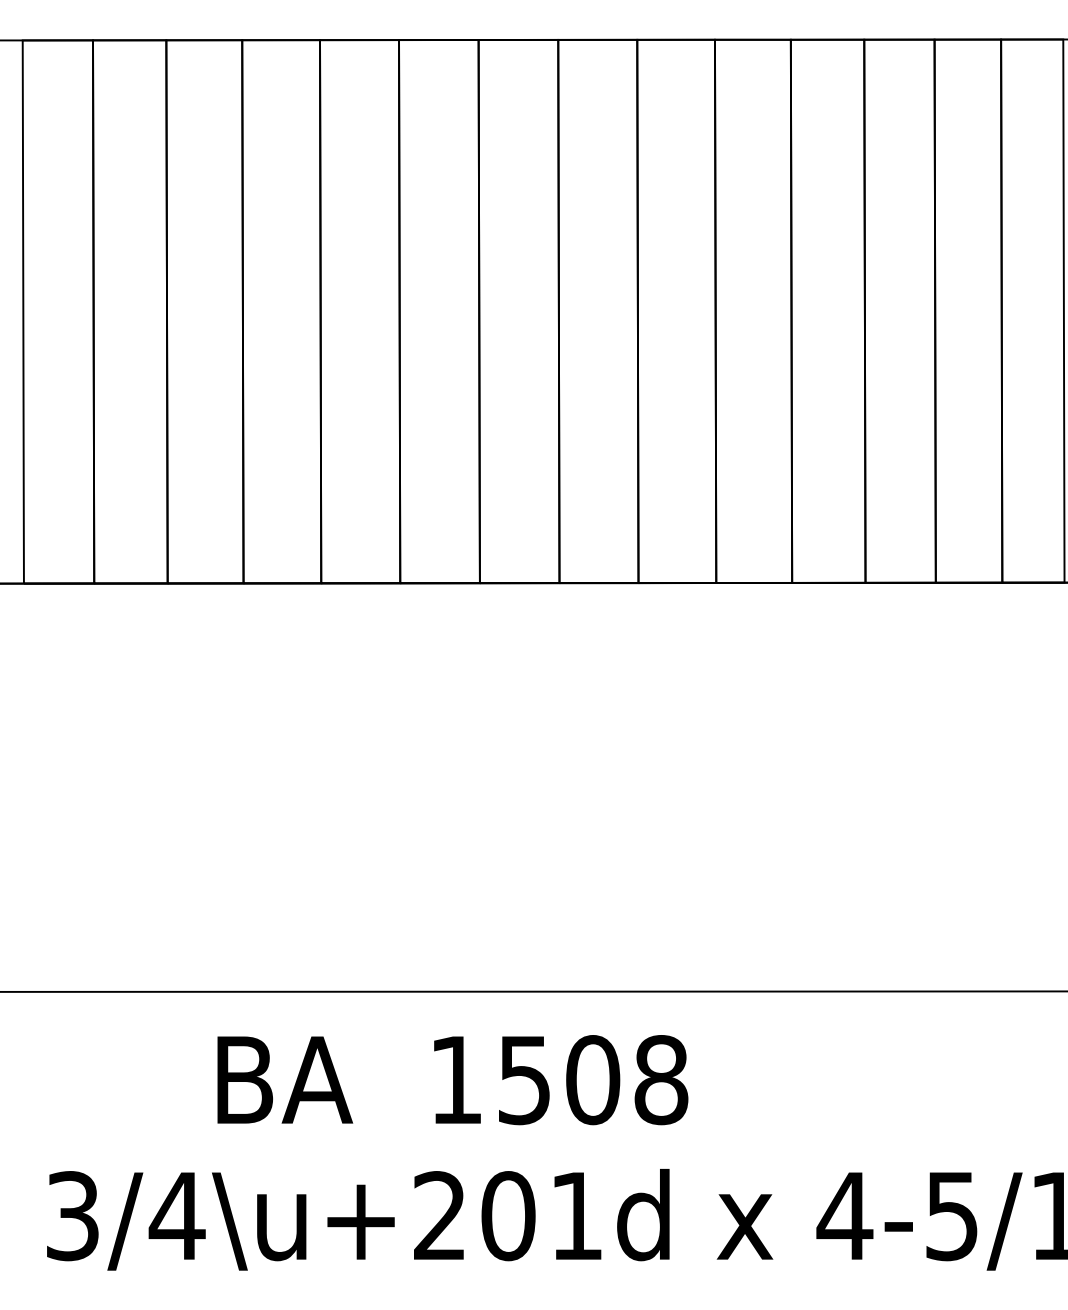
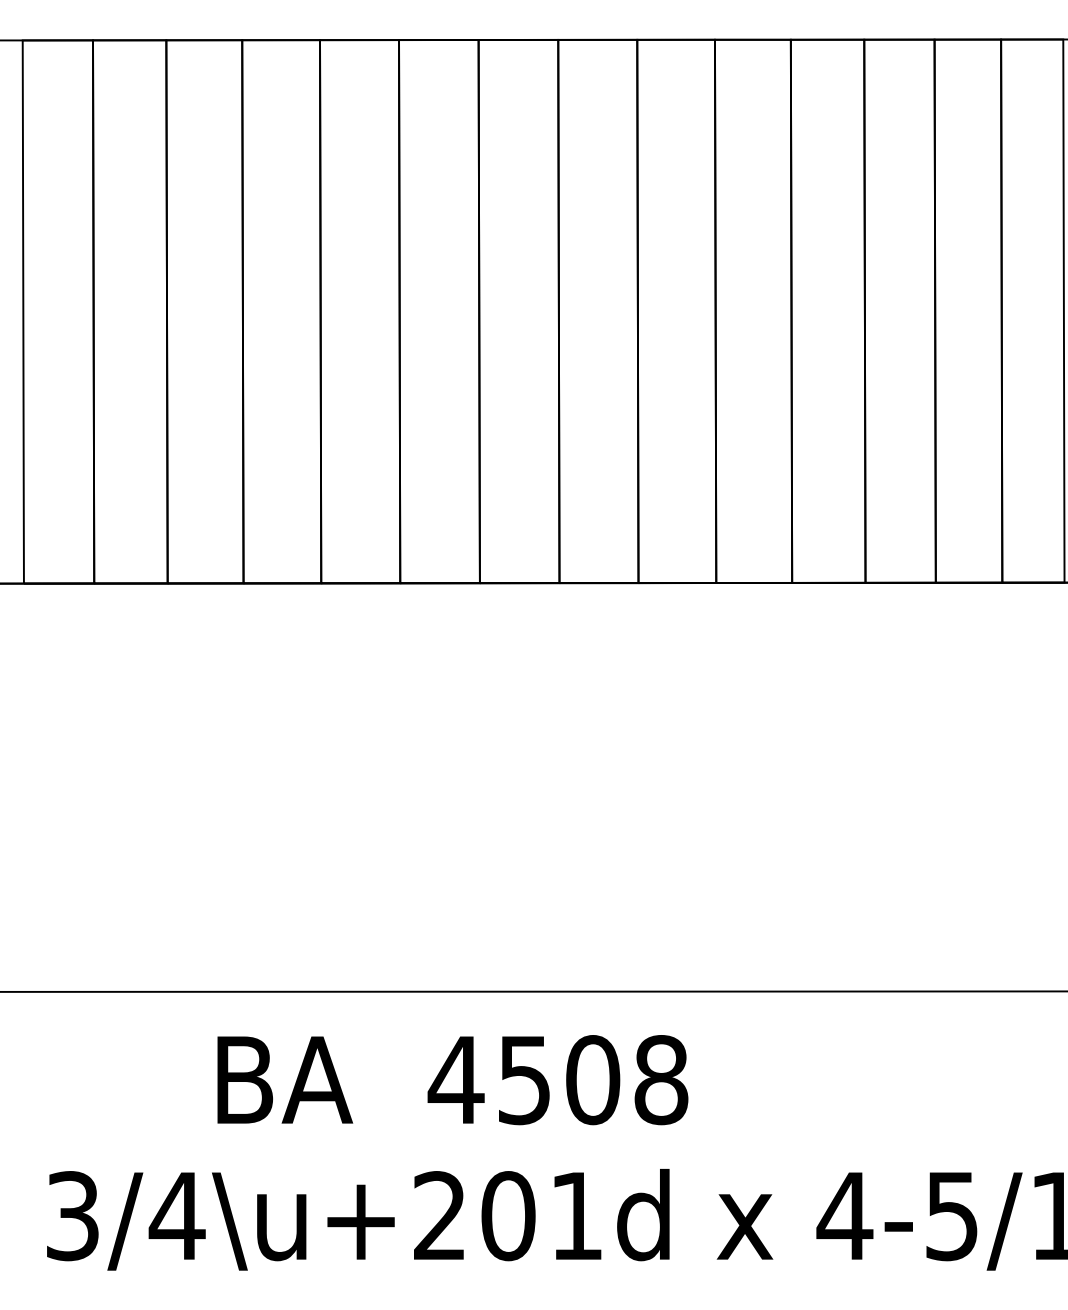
text: 1508 -> 4508 (455, 1079)
